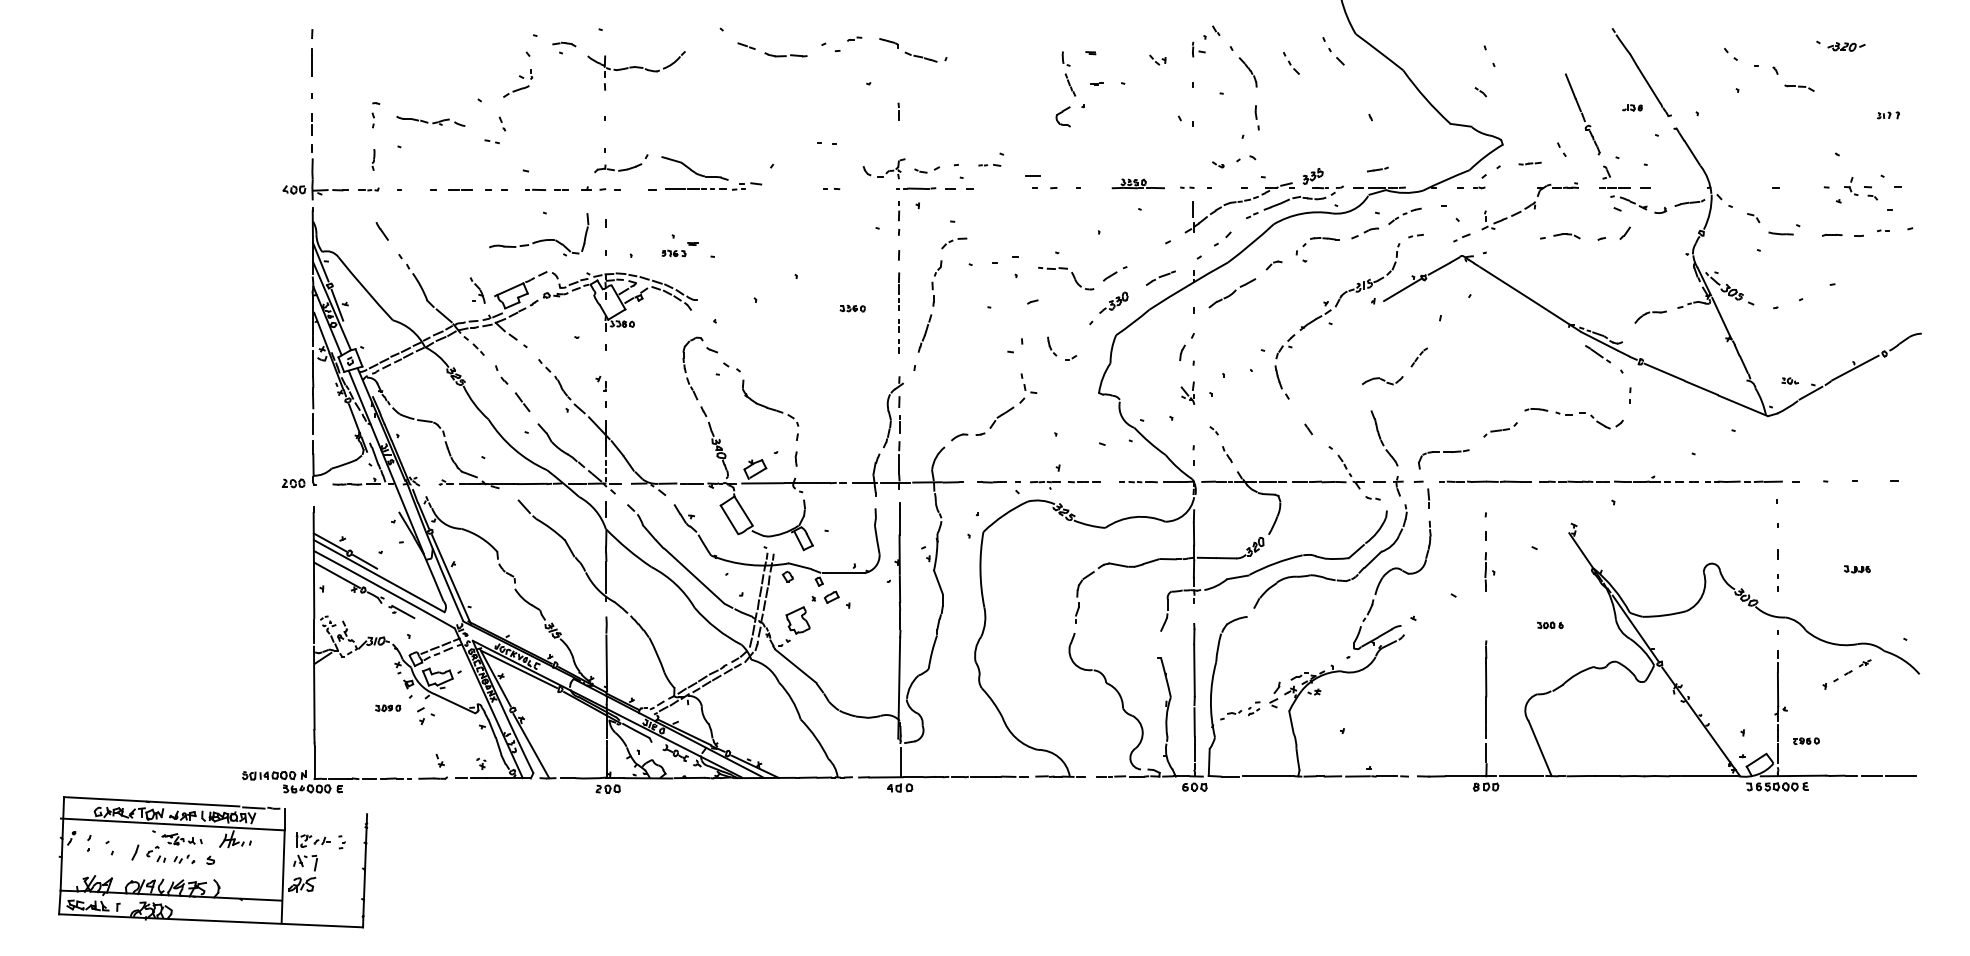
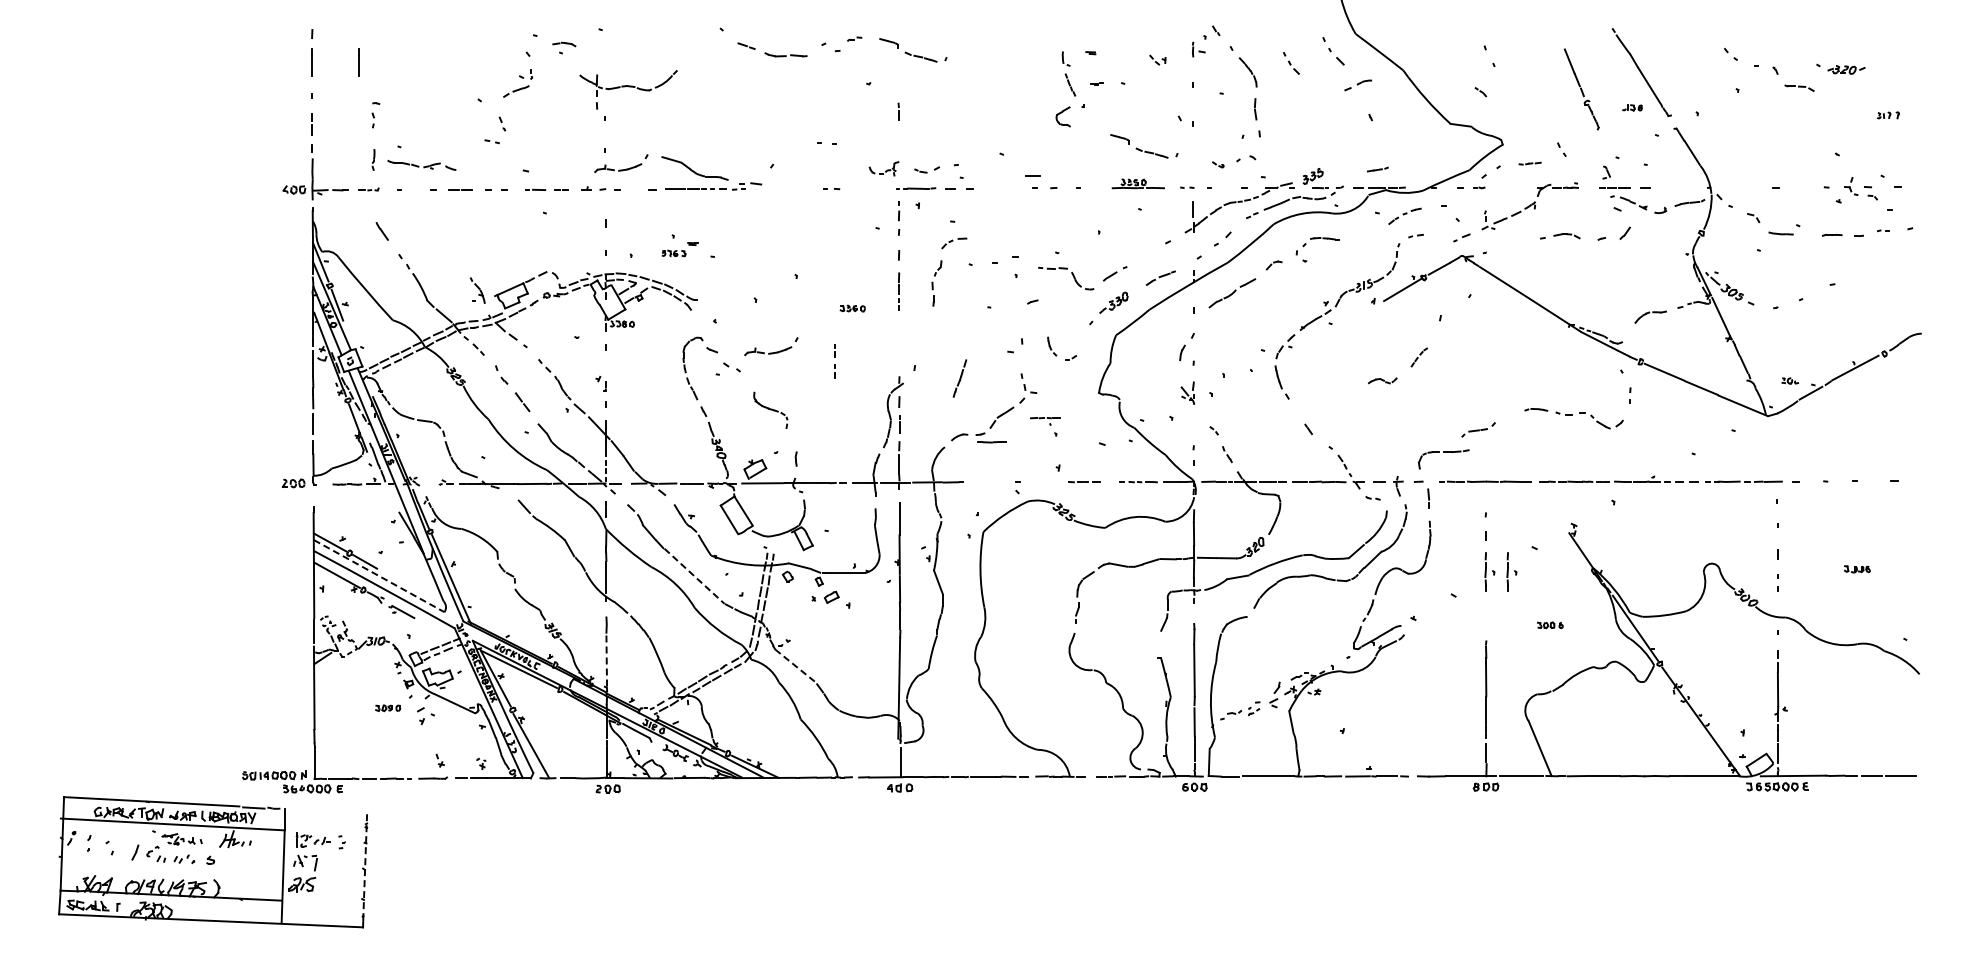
part position: (1840, 45) -> (1840, 68) (1840, 68)
line: none -> present (358, 62)
part position: (636, 70) -> (628, 89) (628, 89)
part position: (1582, 114) -> (1581, 89) (1581, 89)
part size: 6x26 px -> 7x40 px (1257, 117)
part position: (430, 120) -> (421, 164) (421, 164)
part: none -> present (1144, 146)
line: present -> none (988, 165)
part size: 44x22 px -> 32x16 px (883, 168)
part position: (1364, 233) -> (1357, 85) (1357, 85)
part: present -> none (539, 234)
line position: (924, 333) -> (959, 378) (959, 378)
line position: (898, 339) -> (834, 364) (834, 364)
part: none -> present (771, 346)
line: present -> none (1597, 354)
part size: 42x10 px -> 30x8 px (1382, 380)
part size: 58x62 px -> 36x38 px (770, 409)
part position: (1500, 429) -> (1478, 429) (1478, 429)
part: present -> none (1384, 438)
line position: (991, 482) -> (991, 442) (991, 442)
part position: (1045, 485) -> (1045, 421) (1045, 421)
part: none -> present (1511, 571)
line: solid -> dashed (379, 576)
line: solid -> dashed (694, 576)
part: present -> none (797, 620)
line: solid -> dashed (606, 661)
line: solid -> dashed (795, 666)
part: present -> none (1846, 674)
part: present -> none (1806, 741)
line: solid -> dashed (365, 865)
